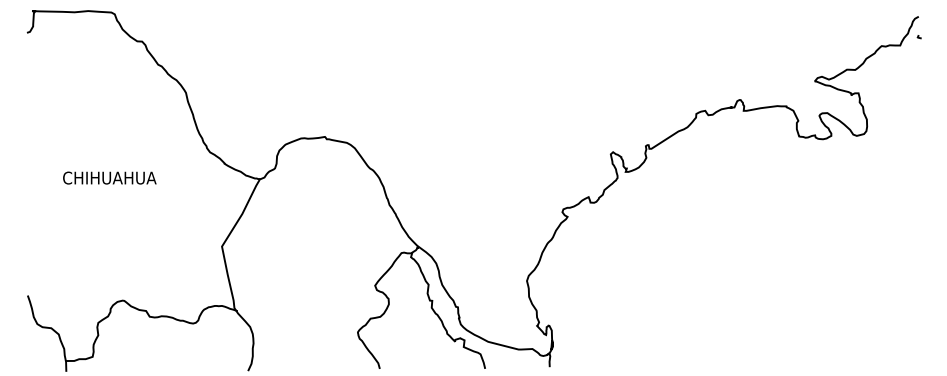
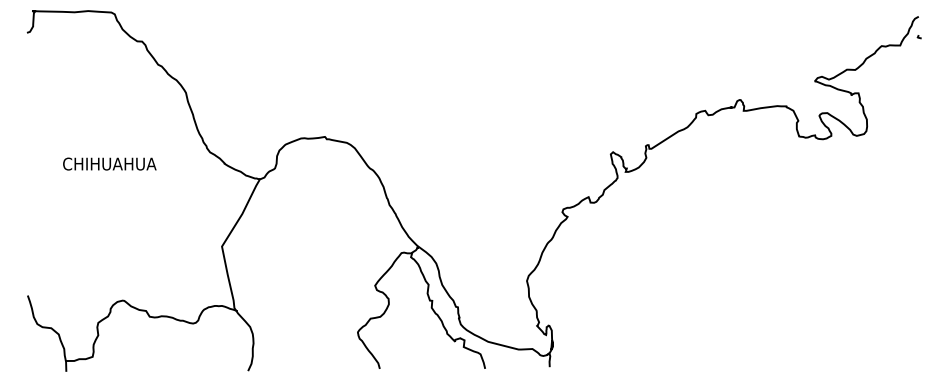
text position: (109, 177) -> (109, 163) (109, 163)
